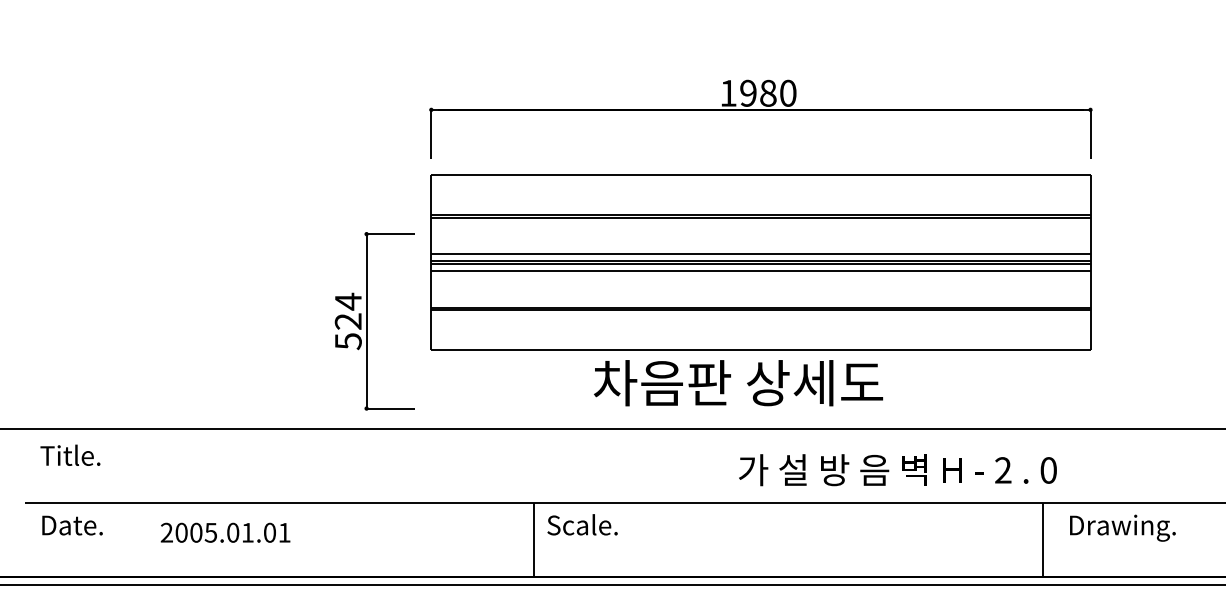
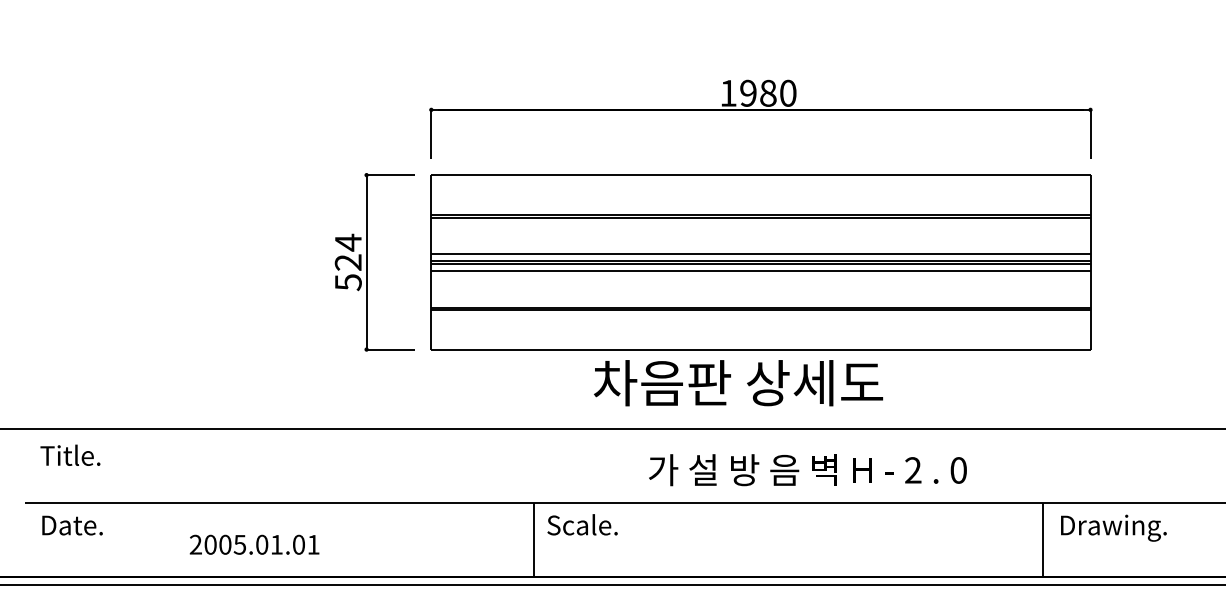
part position: (367, 321) -> (367, 262) (367, 262)
text position: (897, 470) -> (807, 470) (807, 470)
text position: (1122, 527) -> (1113, 527) (1113, 527)
text position: (225, 532) -> (254, 544) (254, 544)
